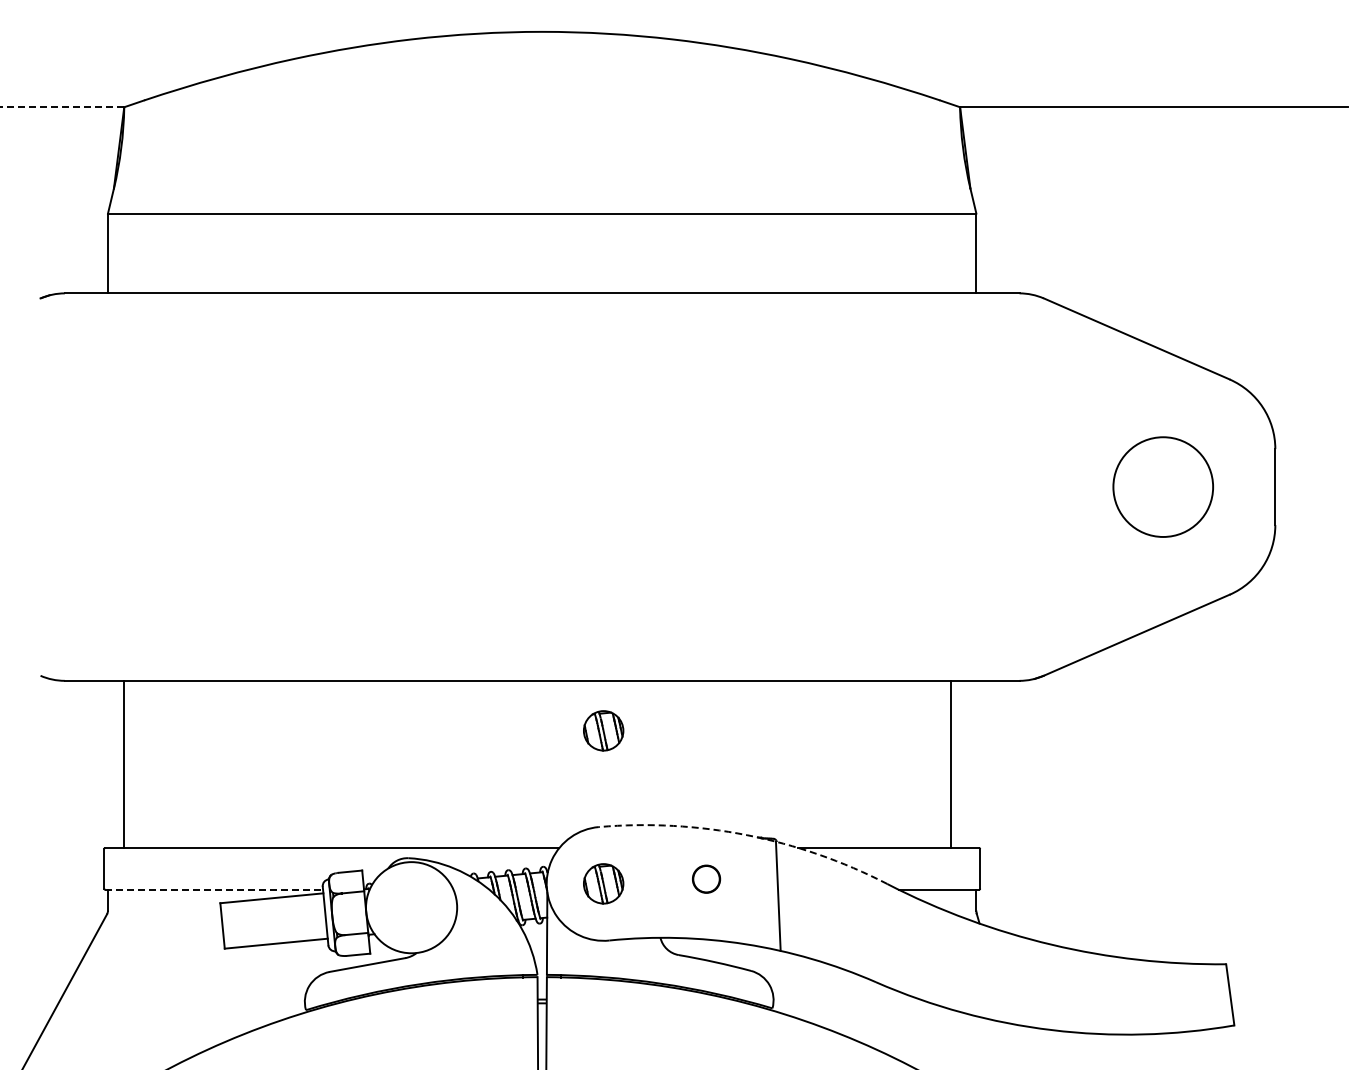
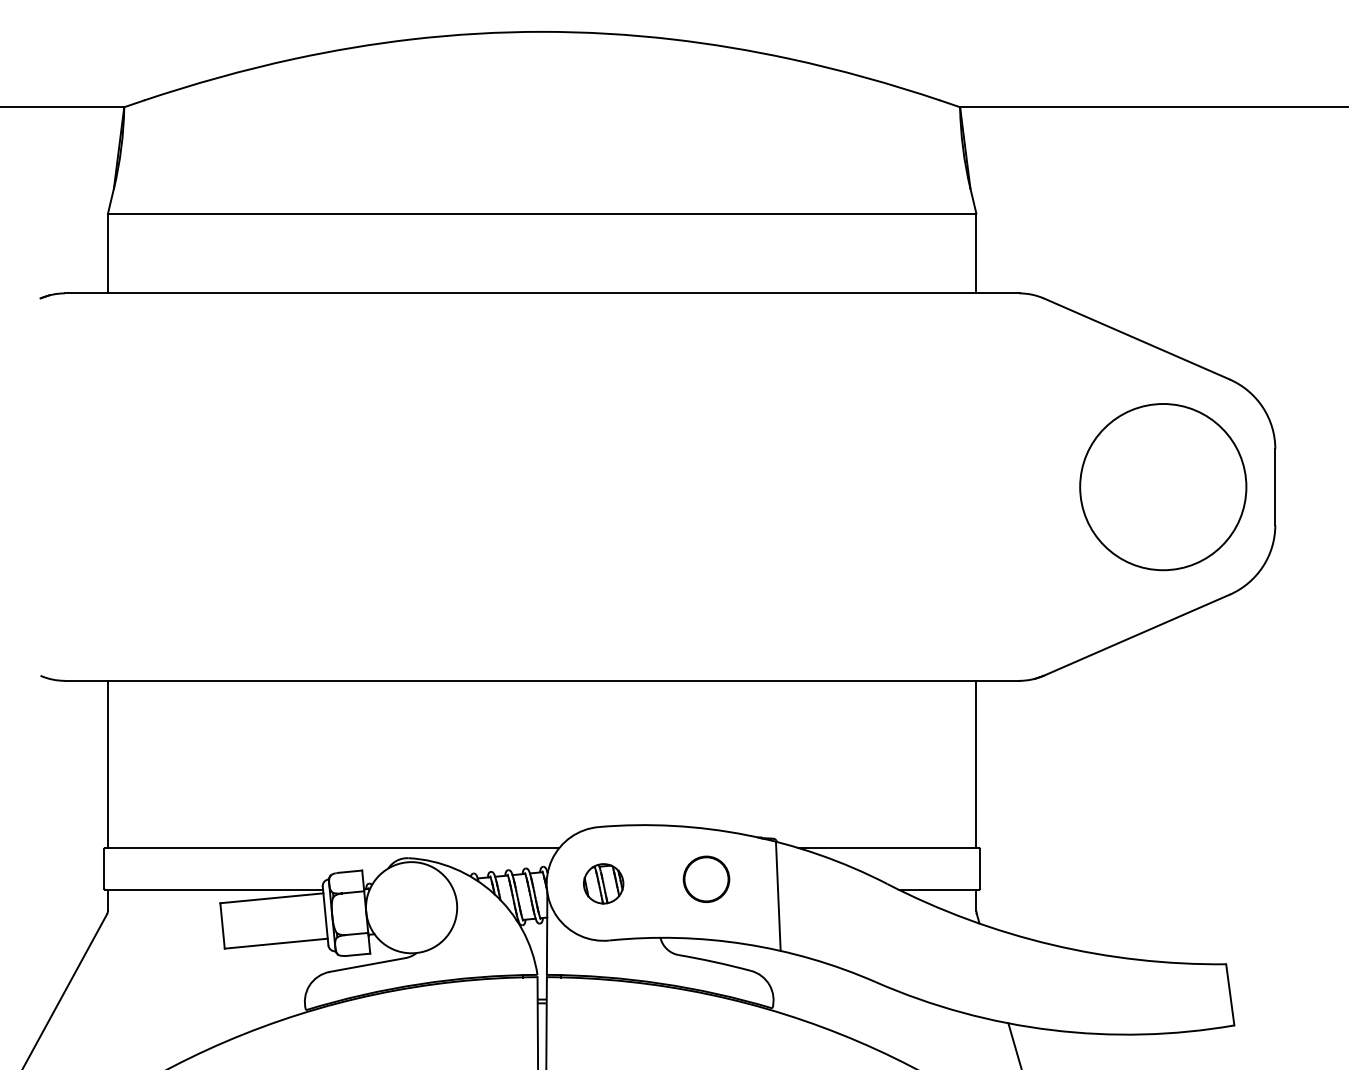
line: dashed -> solid (62, 107)
circle diameter: 100 px -> 166 px (1163, 487)
part: present -> none (603, 730)
line position: (124, 763) -> (108, 763) (108, 763)
line position: (951, 763) -> (976, 763) (976, 763)
arc: dashed -> solid (747, 835)
part size: 30x30 px -> 49x48 px (706, 878)
line: dashed -> solid (214, 889)
line: none -> present (1014, 1044)
